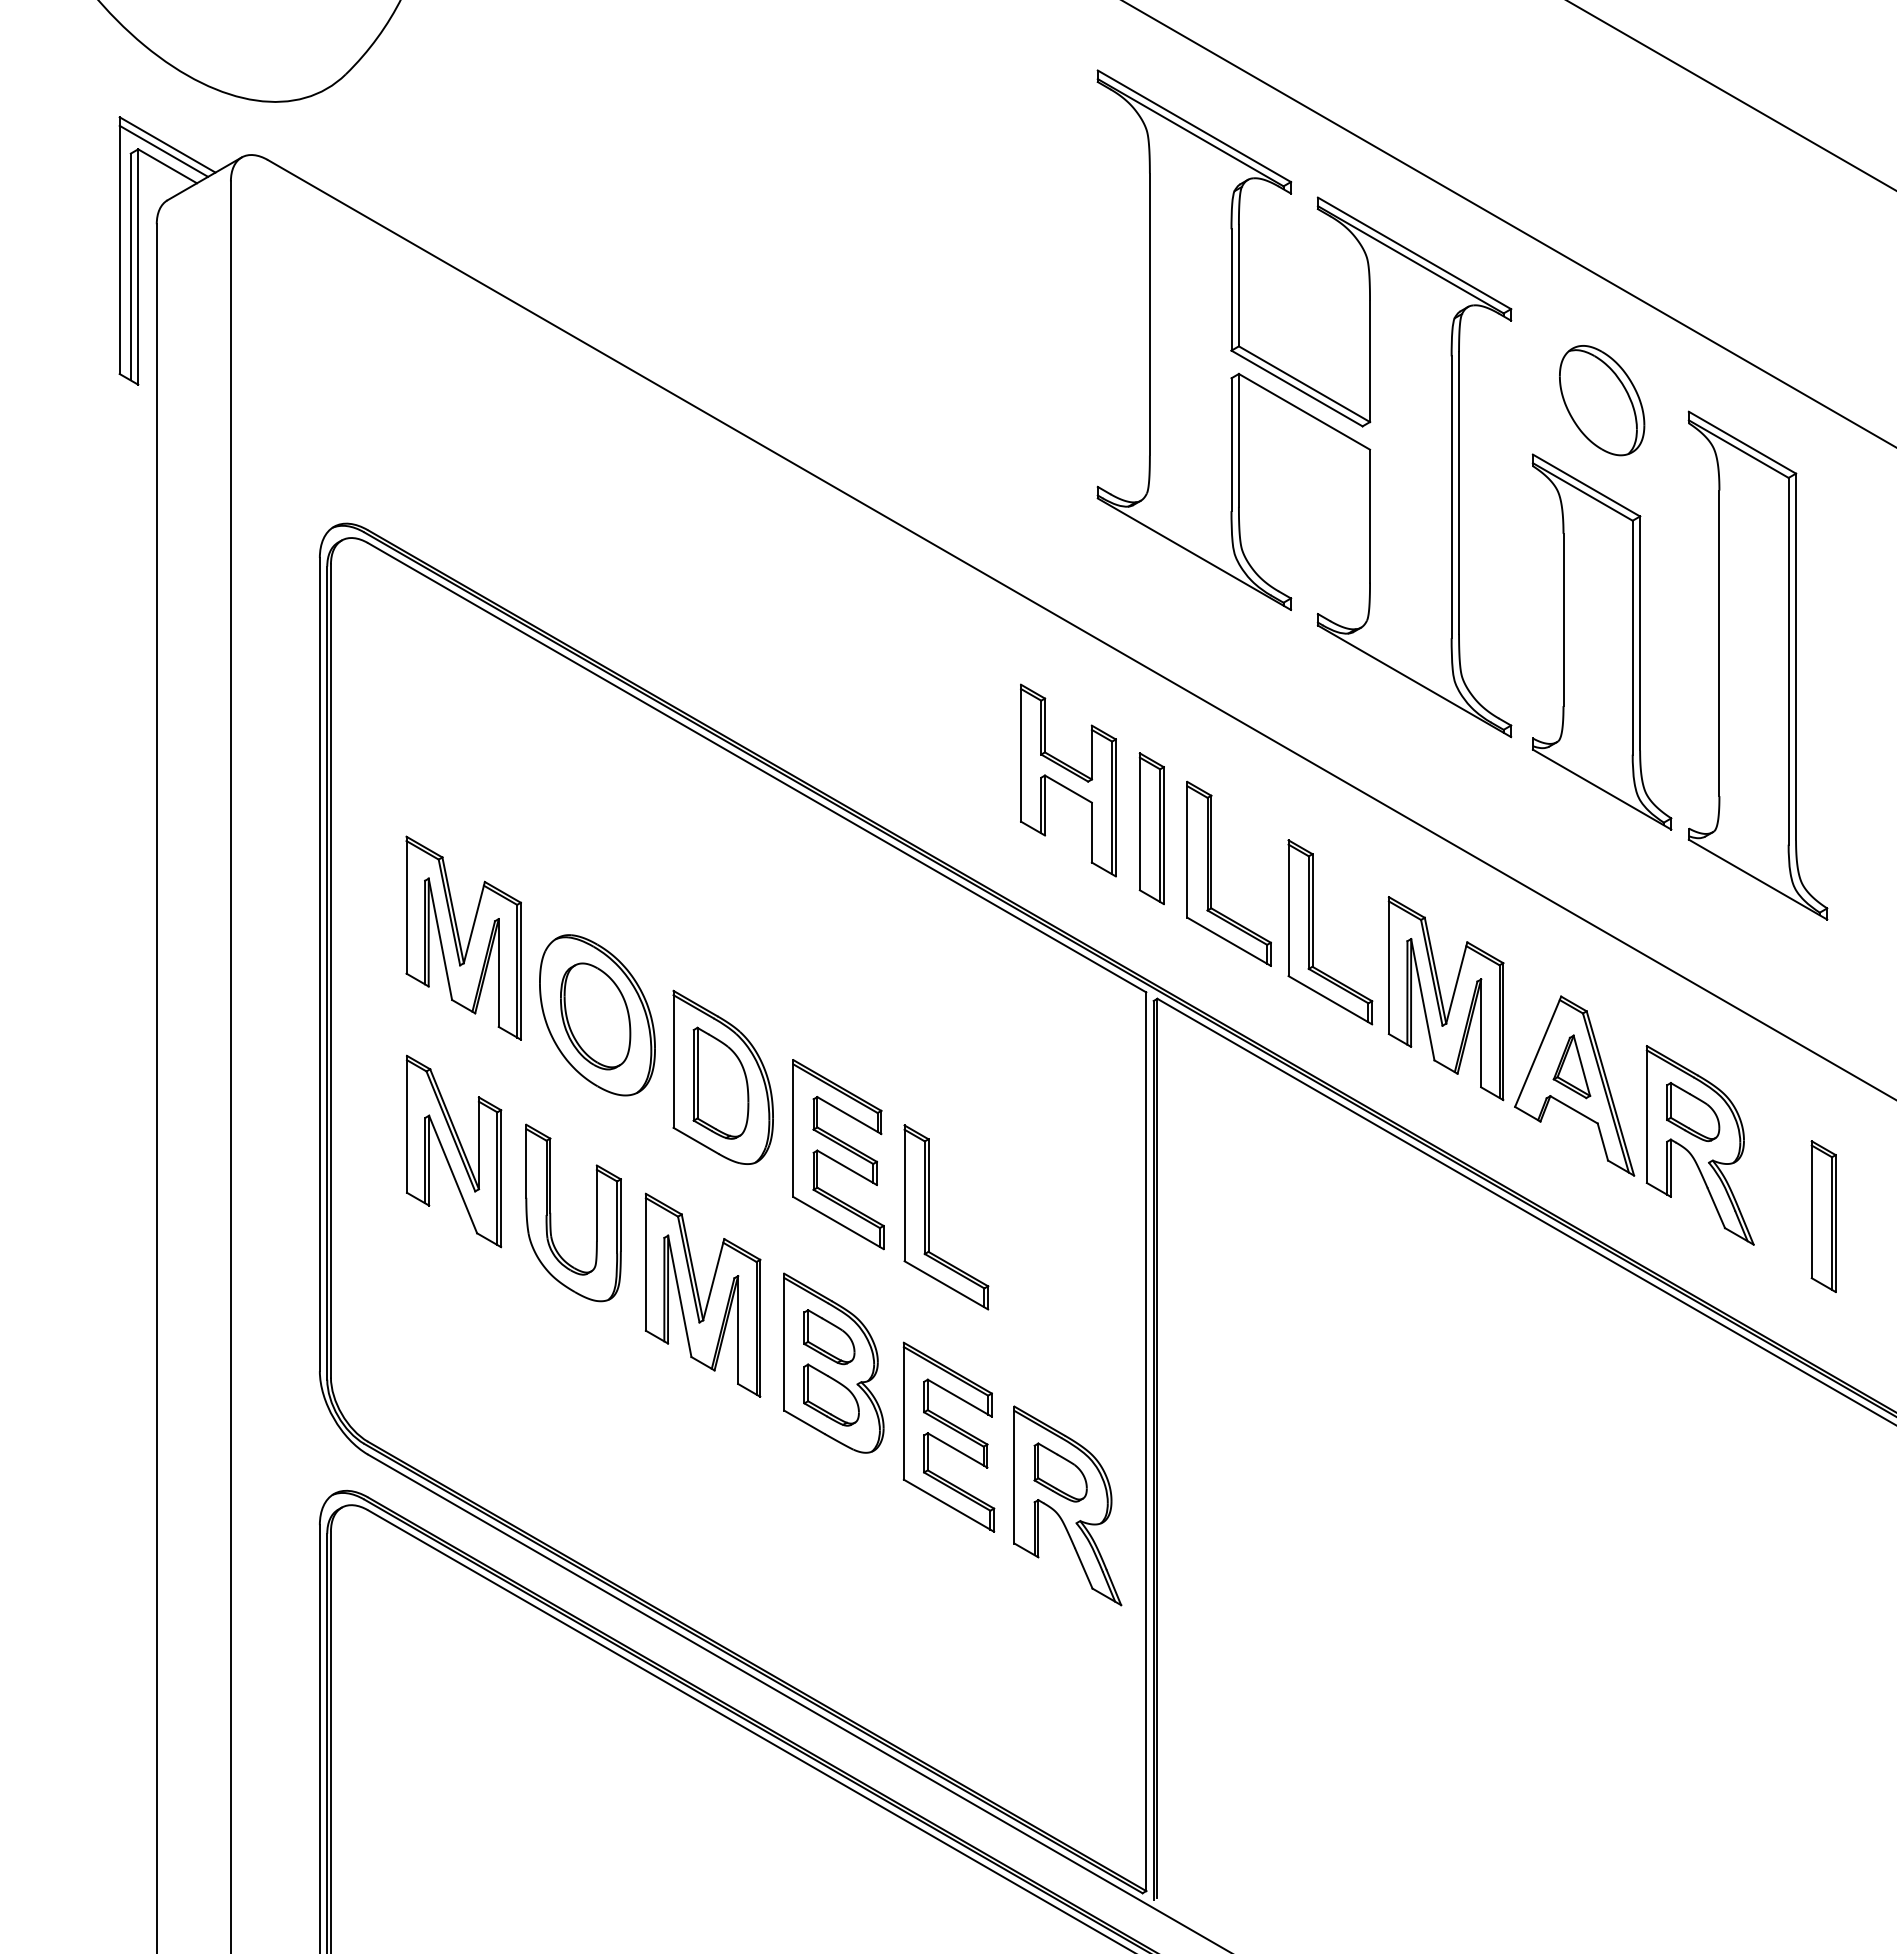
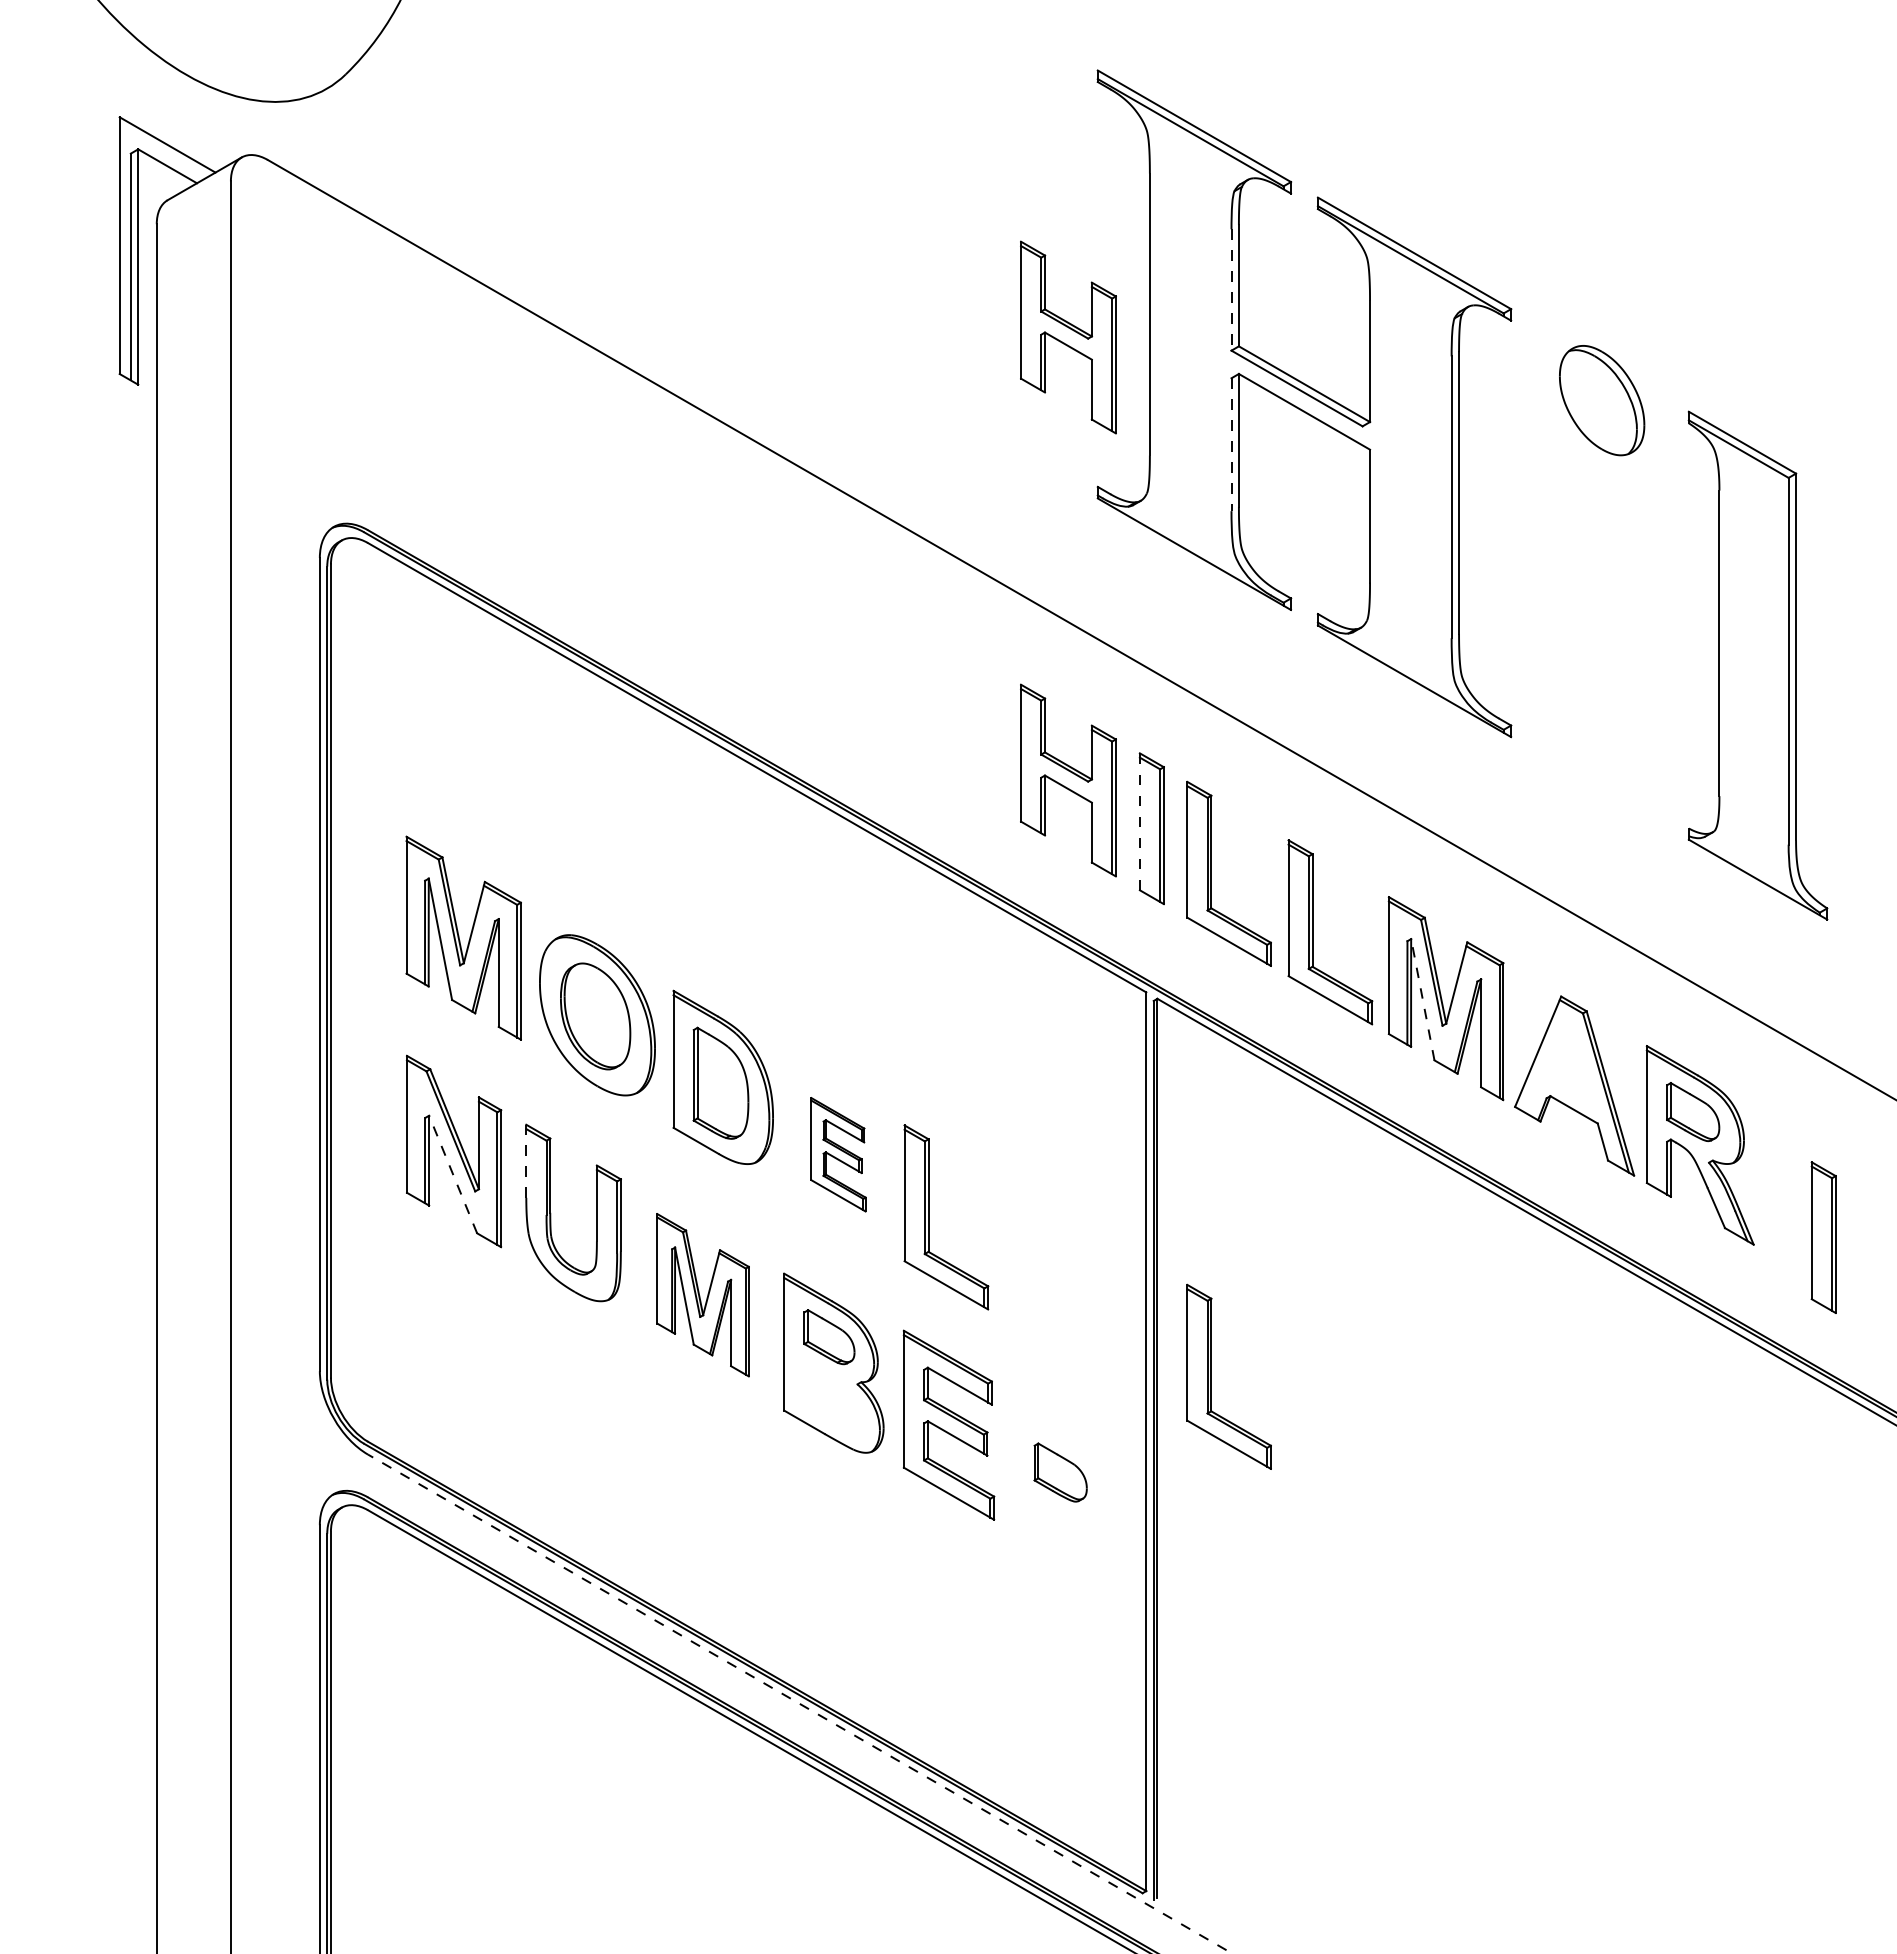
line: present -> none (1731, 95)
line: present -> none (163, 150)
line: present -> none (1508, 223)
line: solid -> dashed (1231, 290)
part: none -> present (1068, 337)
line: solid -> dashed (1231, 445)
part: present -> none (1601, 641)
line: solid -> dashed (1139, 821)
line: solid -> dashed (1422, 999)
part: present -> none (1571, 1066)
part size: 93x192 px -> 57x116 px (838, 1154)
line: solid -> dashed (526, 1161)
line: solid -> dashed (453, 1174)
part position: (1823, 1216) -> (1823, 1237) (1823, 1237)
part size: 118x206 px -> 94x165 px (702, 1295)
part: none -> present (1211, 1376)
part: present -> none (831, 1394)
part position: (948, 1436) -> (948, 1424) (948, 1424)
part: present -> none (1067, 1505)
line: solid -> dashed (800, 1704)
